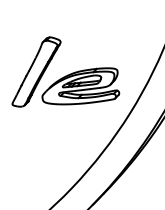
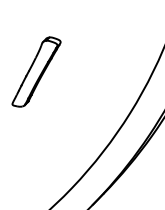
part: present -> none (80, 86)
